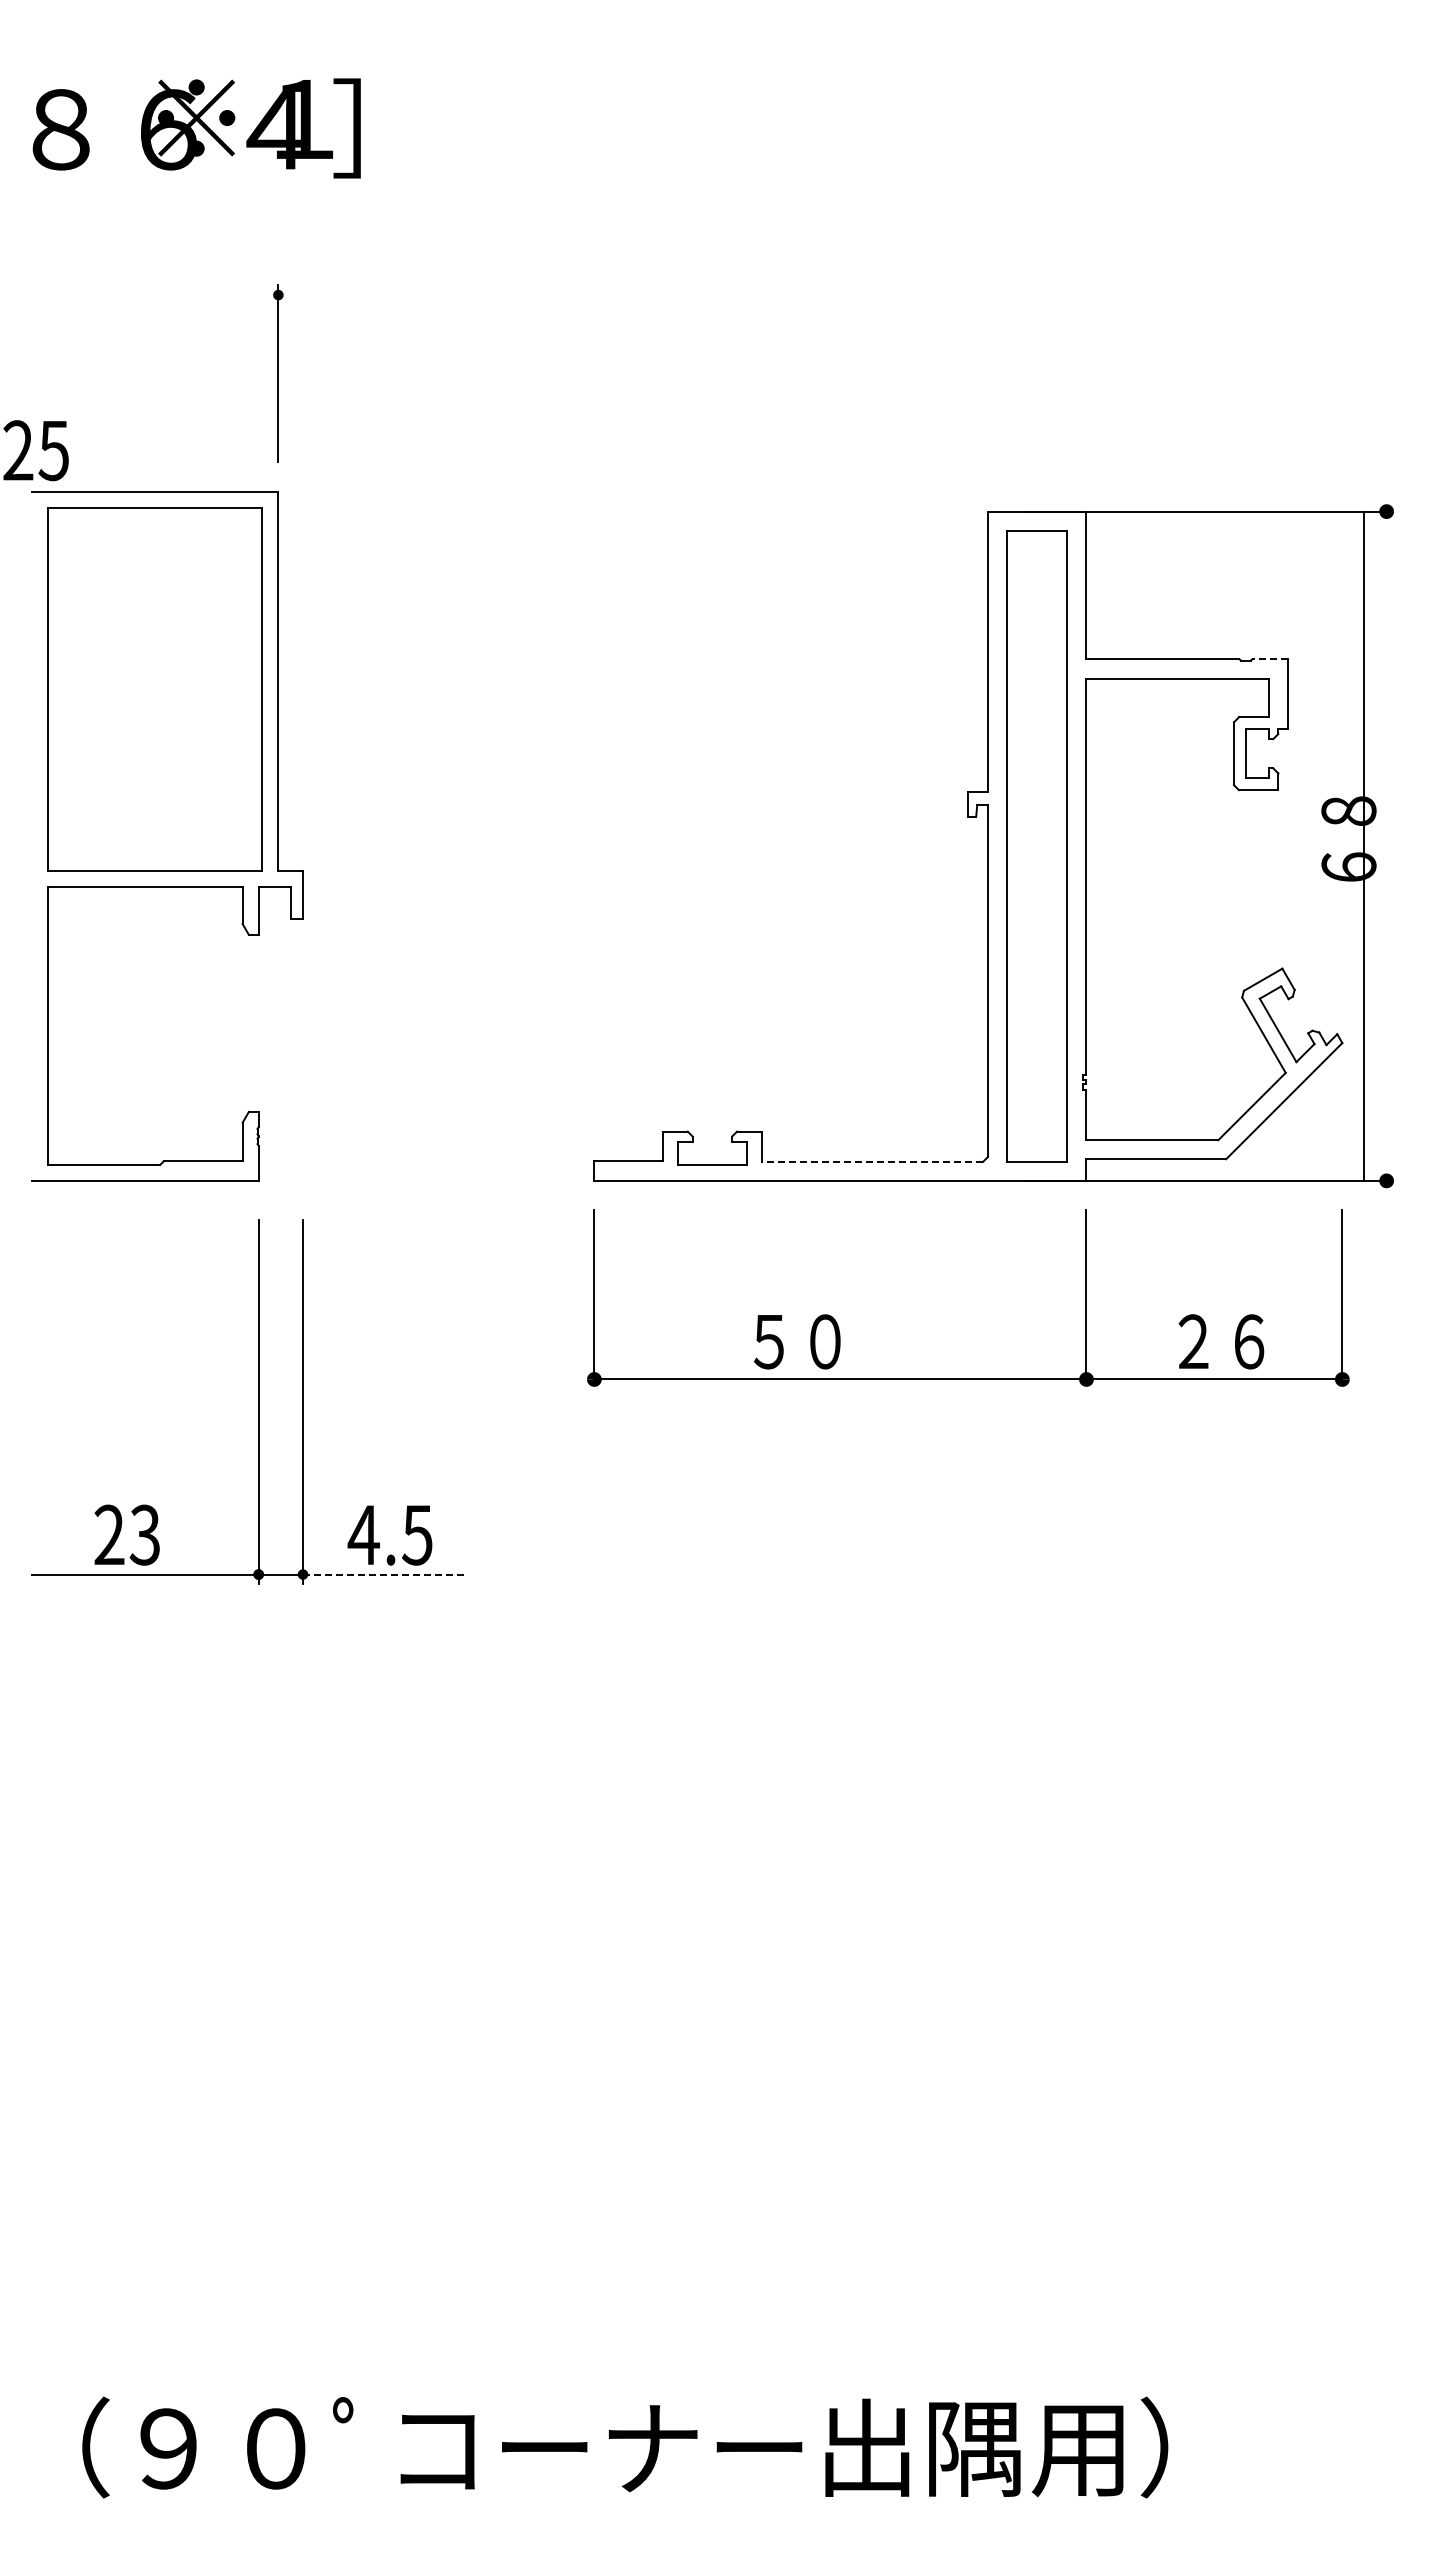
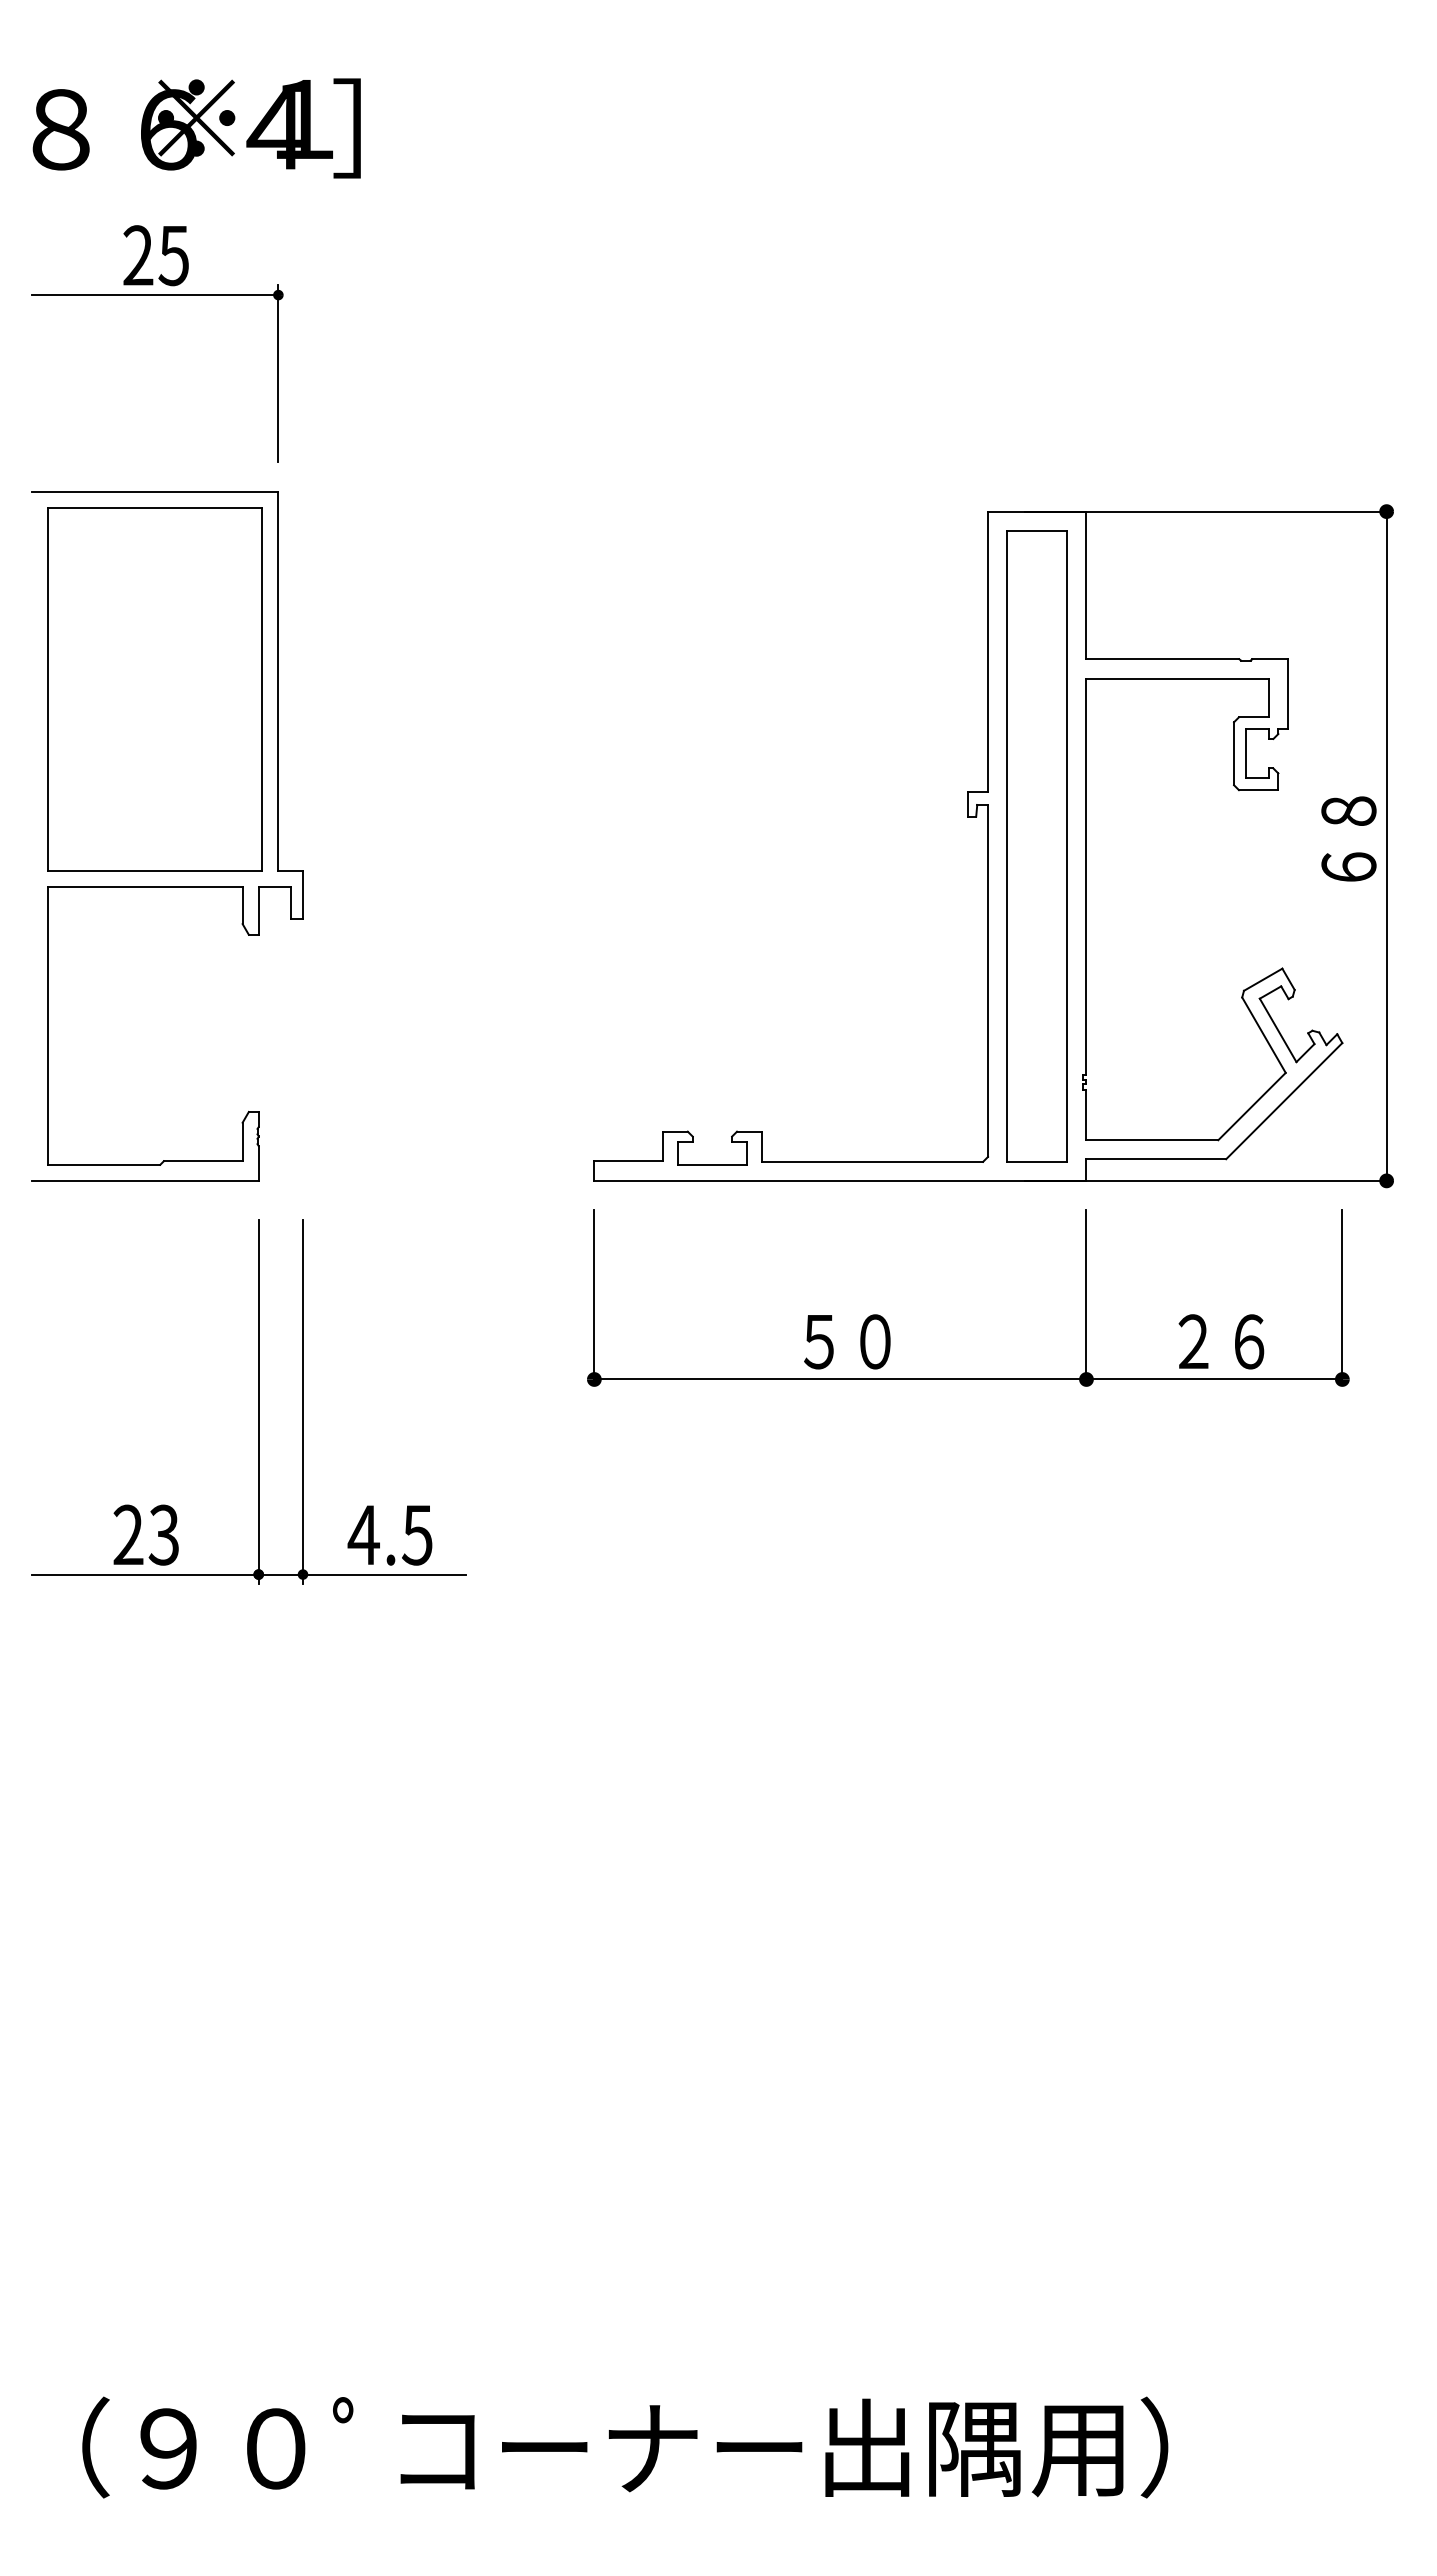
line: none -> present (155, 295)
text position: (35, 450) -> (155, 255) (155, 255)
line: dashed -> solid (1270, 659)
line position: (1363, 845) -> (1386, 845) (1386, 845)
line: dashed -> solid (872, 1161)
text position: (797, 1341) -> (847, 1341) (847, 1341)
text position: (126, 1534) -> (145, 1534) (145, 1534)
line: dashed -> solid (384, 1574)
